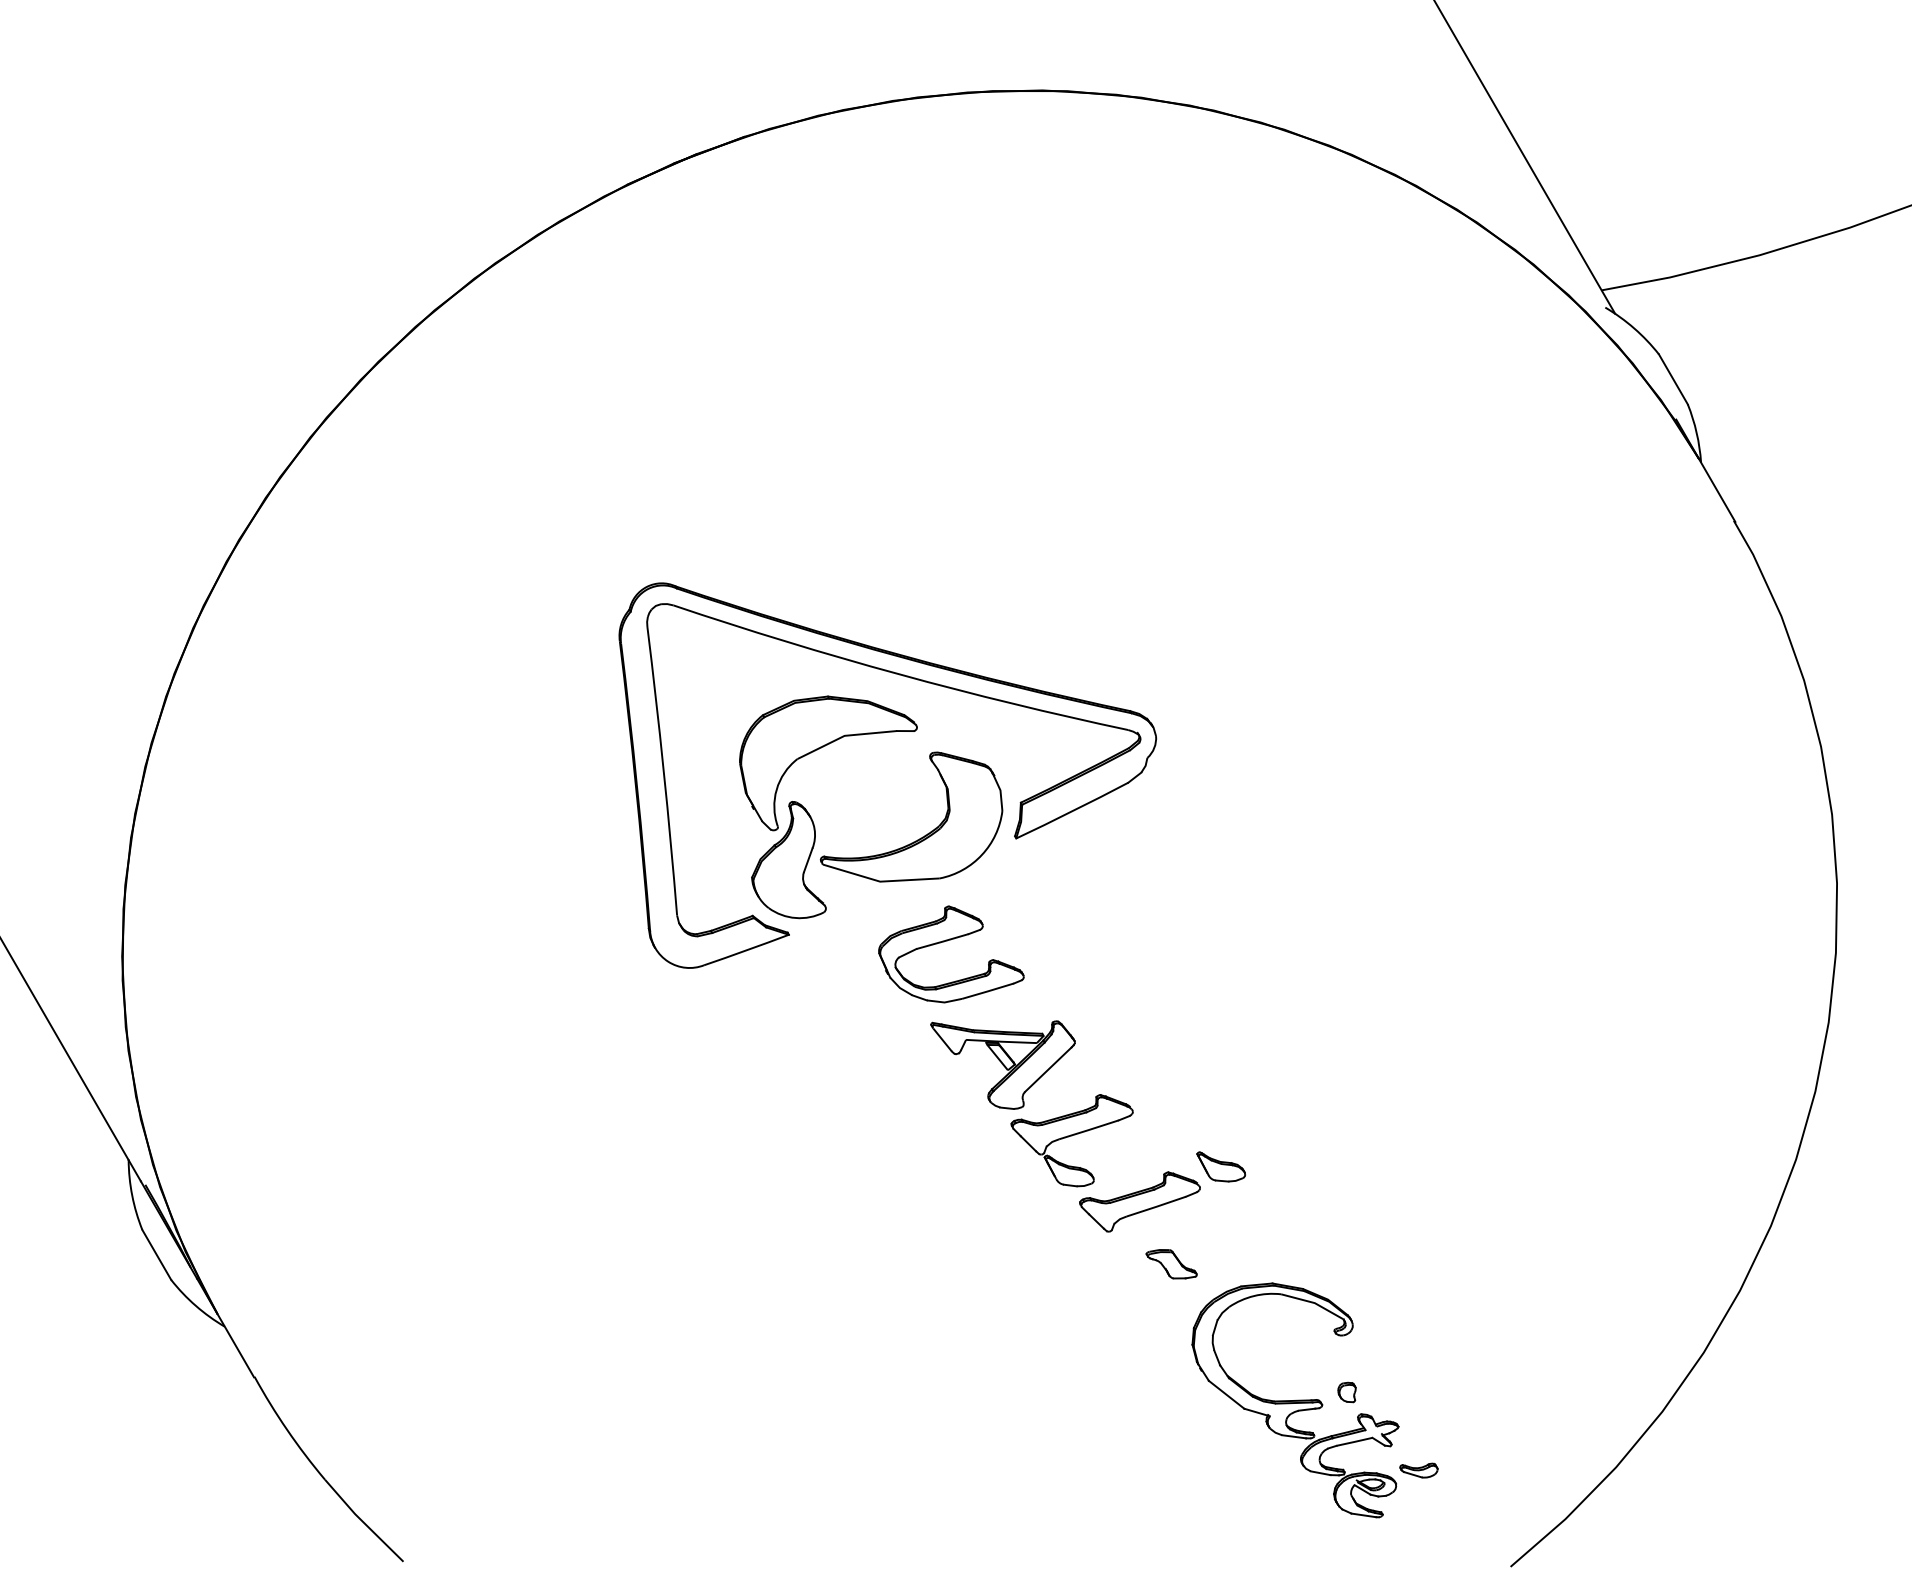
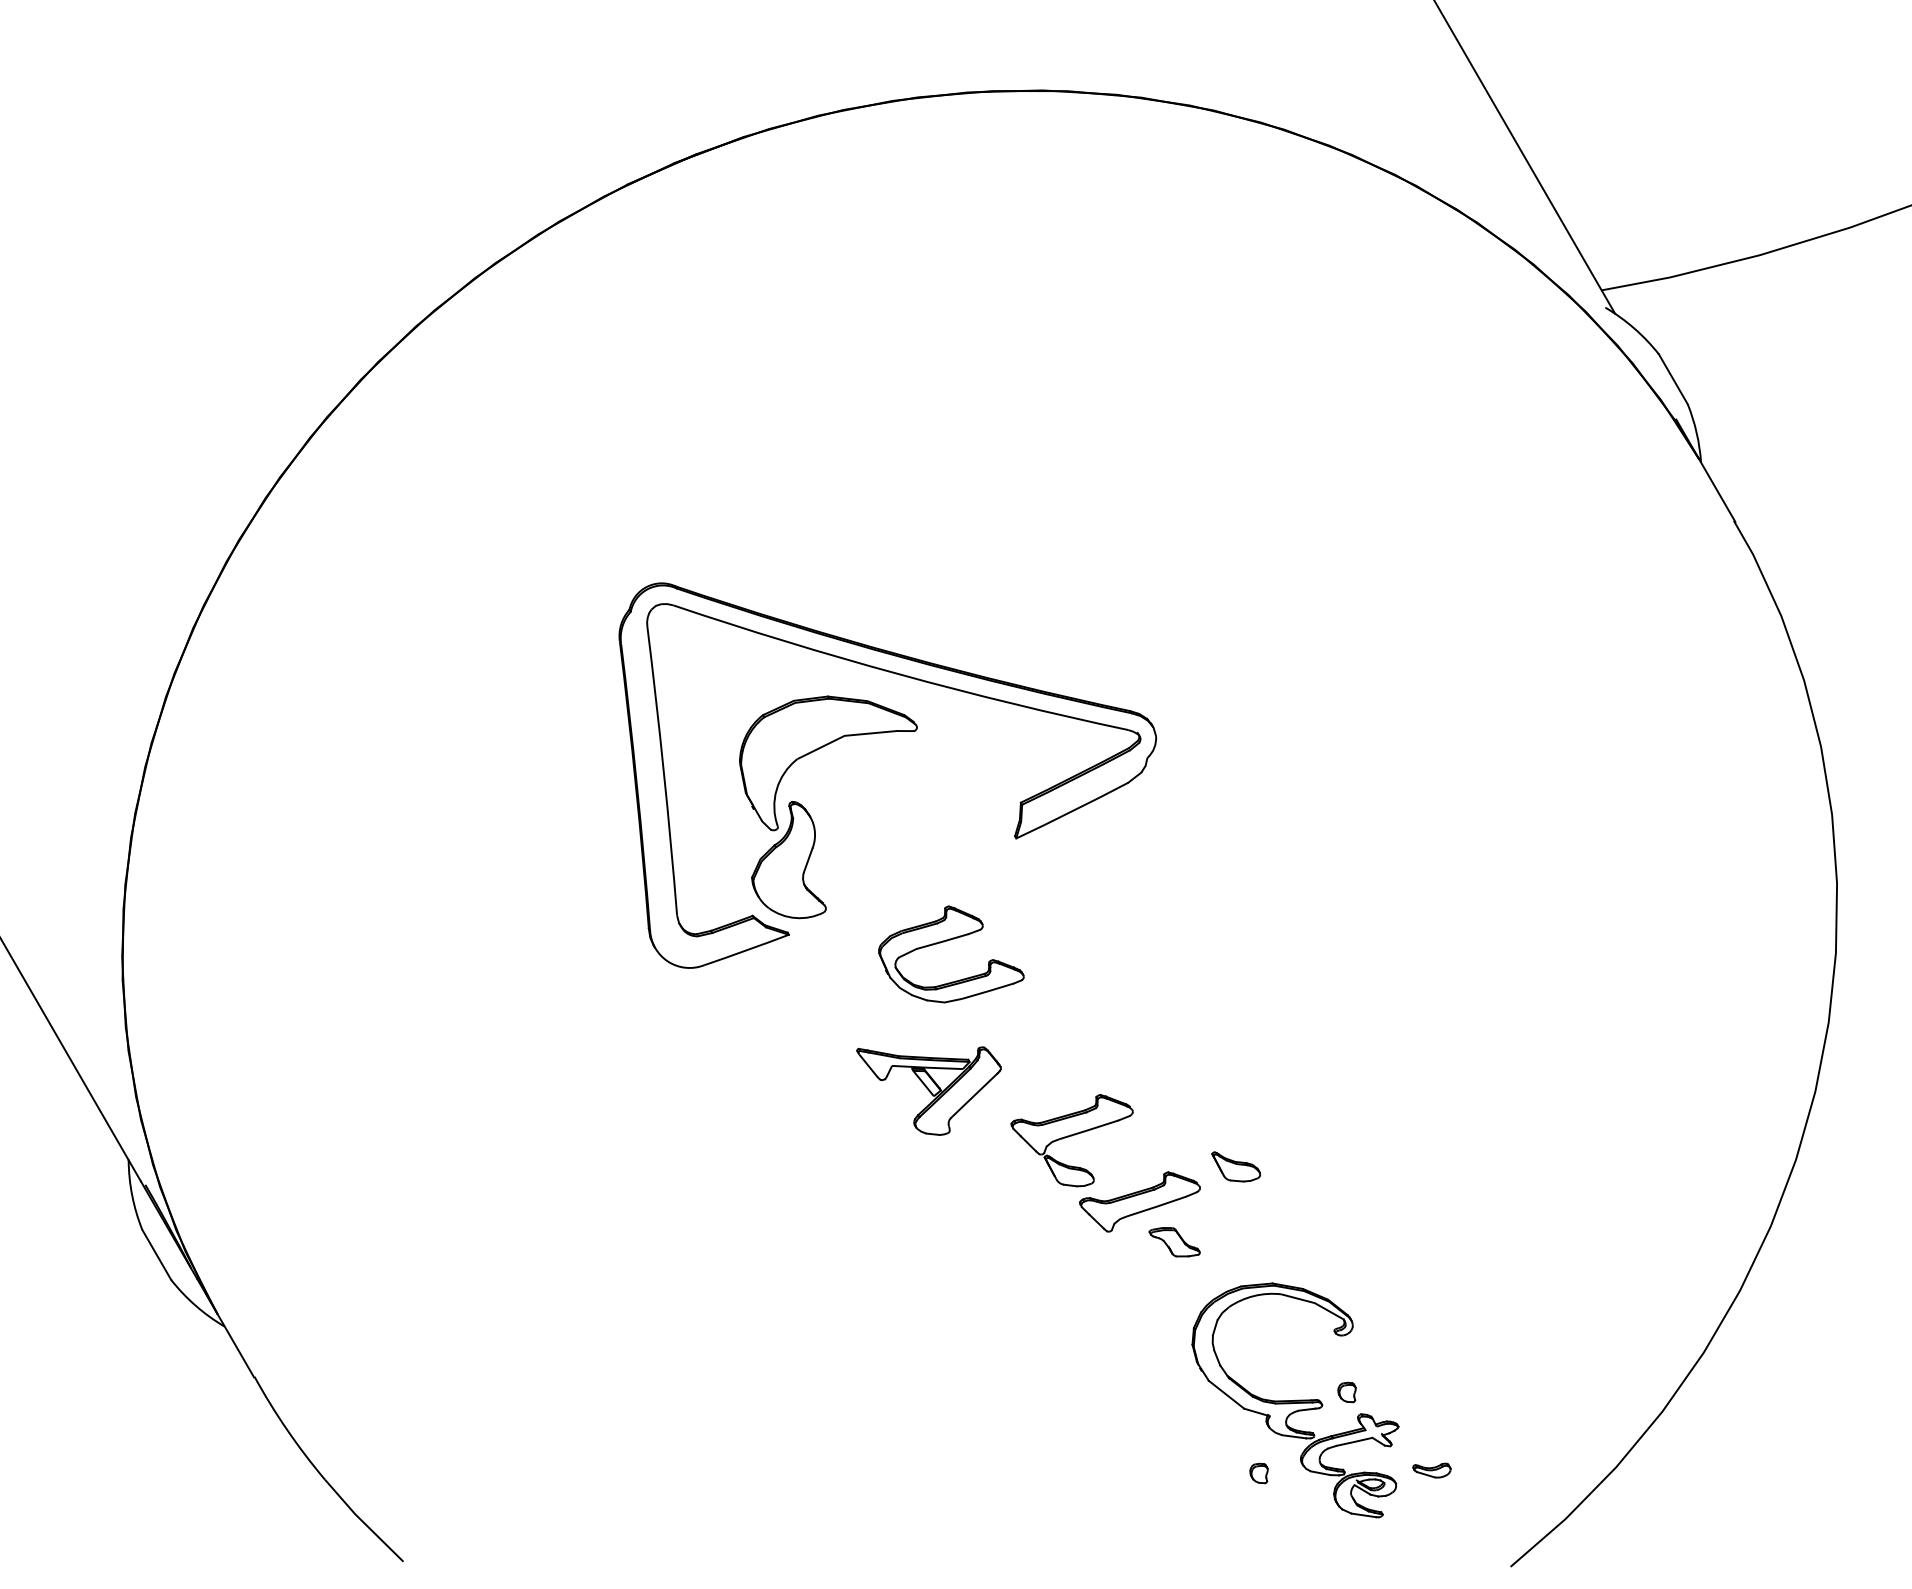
part: present -> none (925, 834)
part position: (1002, 1064) -> (928, 1090) (928, 1090)
part position: (1221, 1166) -> (1236, 1166) (1236, 1166)
part position: (1171, 1264) -> (1174, 1242) (1174, 1242)
part position: (1418, 1470) -> (1431, 1470) (1431, 1470)
part: none -> present (1258, 1473)
